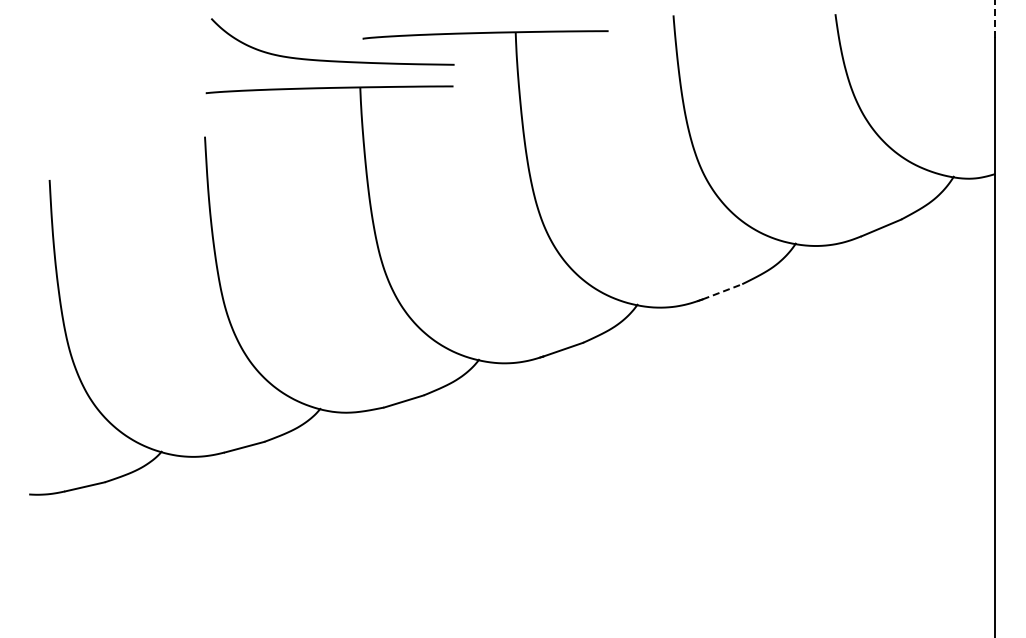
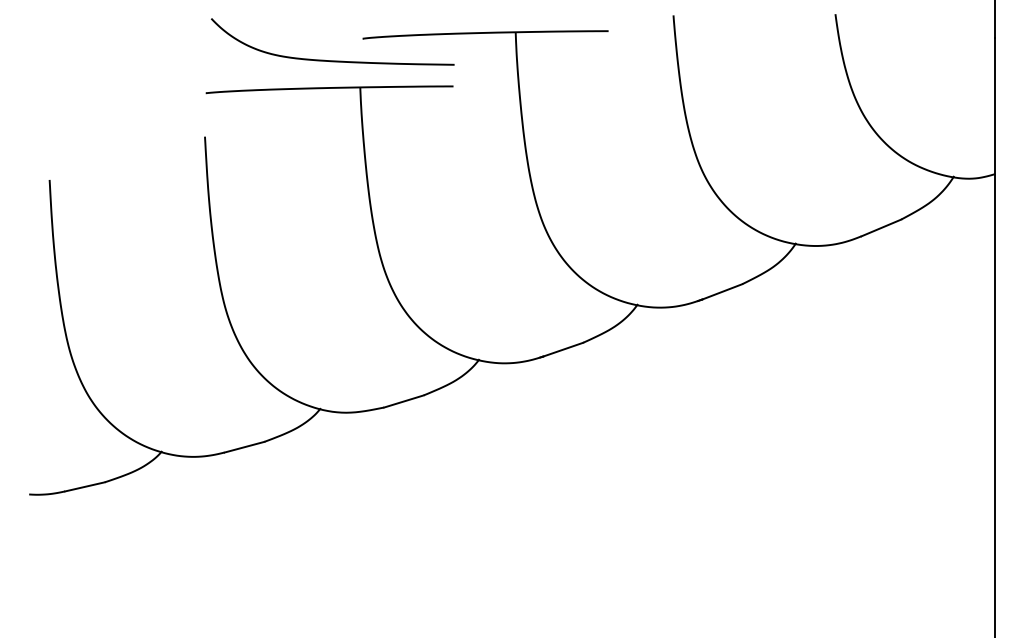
line: dashed -> solid (995, 18)
line: dashed -> solid (722, 291)
